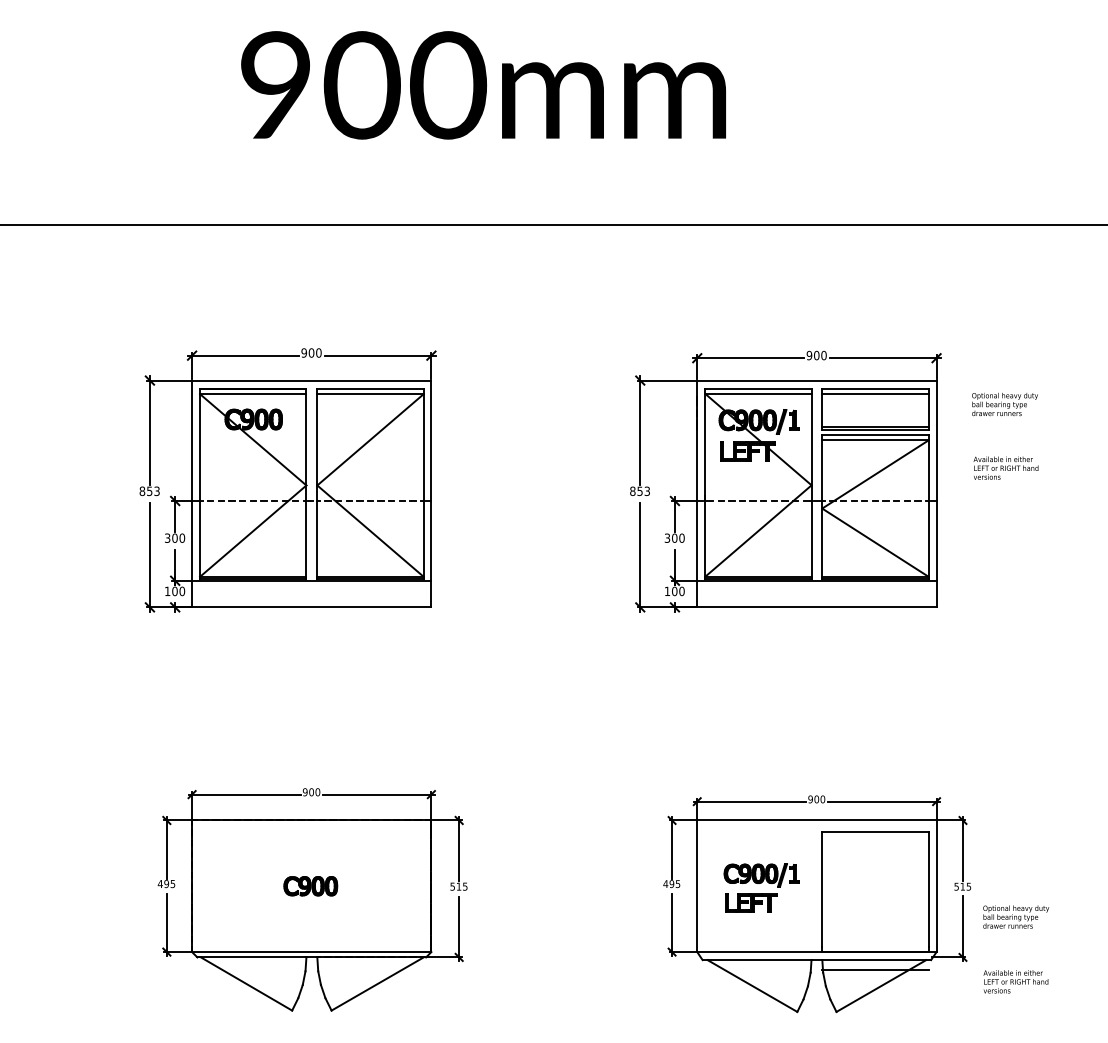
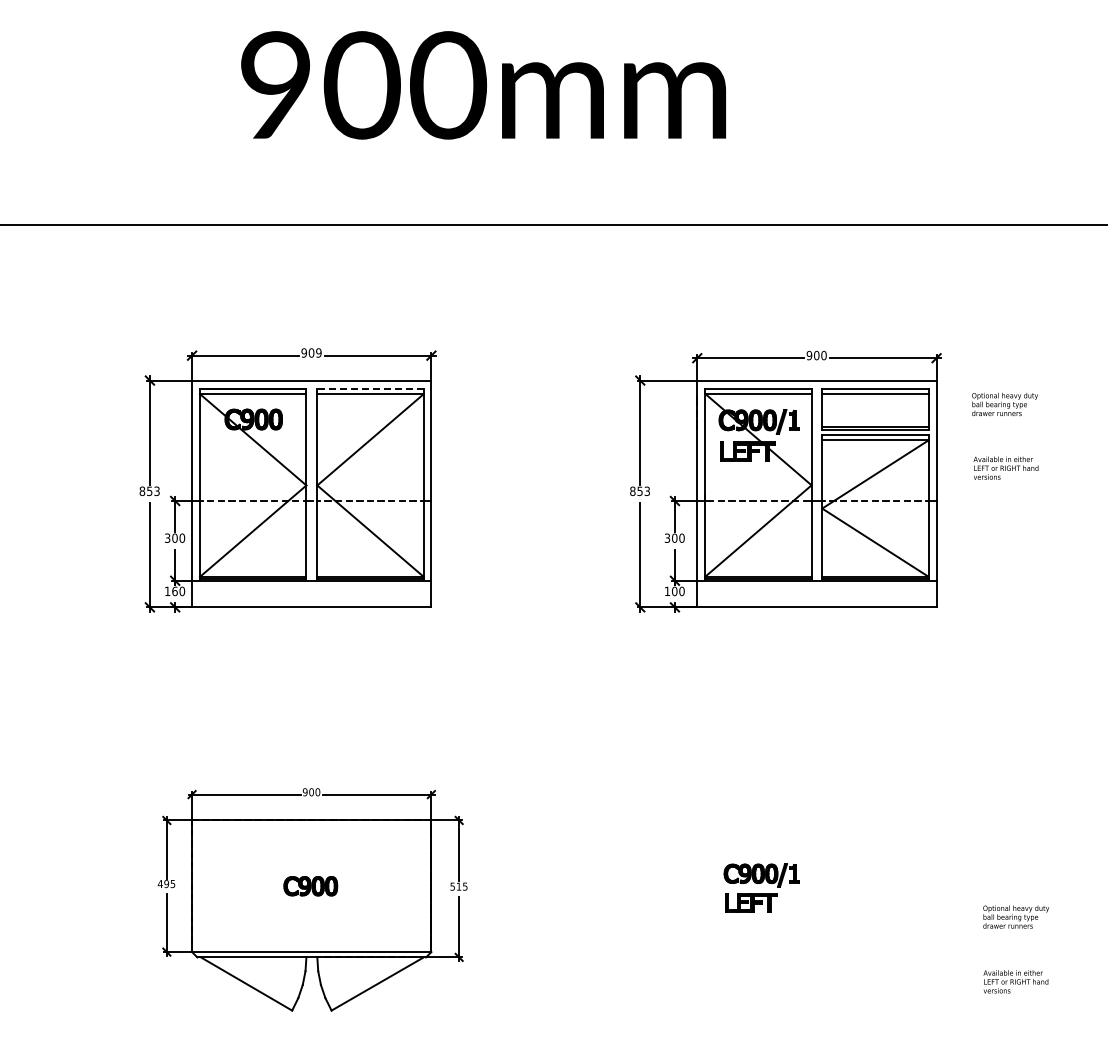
text: 900 -> 909 (318, 352)
line: solid -> dashed (370, 388)
text: 100 -> 160 (174, 590)
part: present -> none (817, 904)
